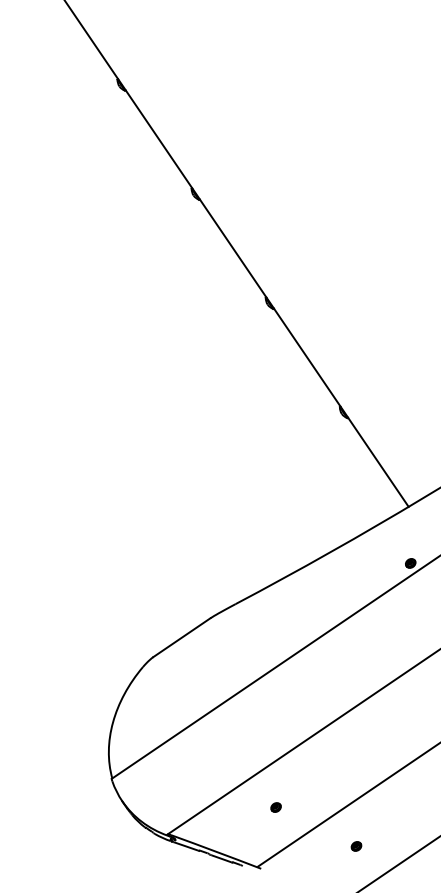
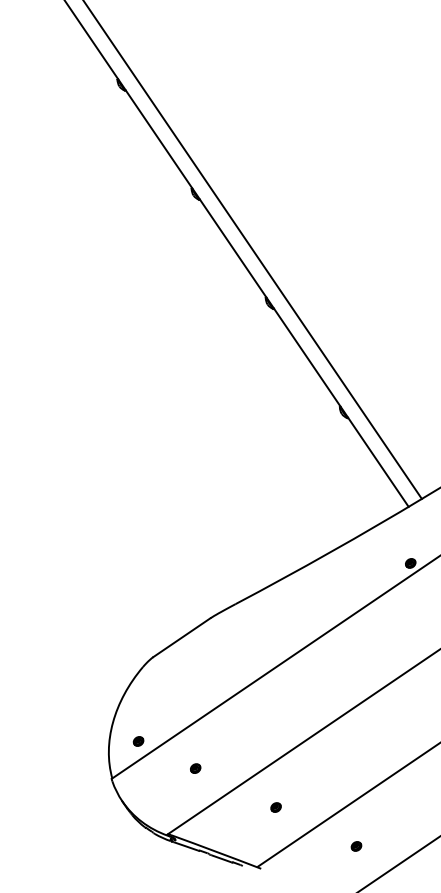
line: none -> present (252, 250)
part: none -> present (138, 741)
part: none -> present (195, 768)
